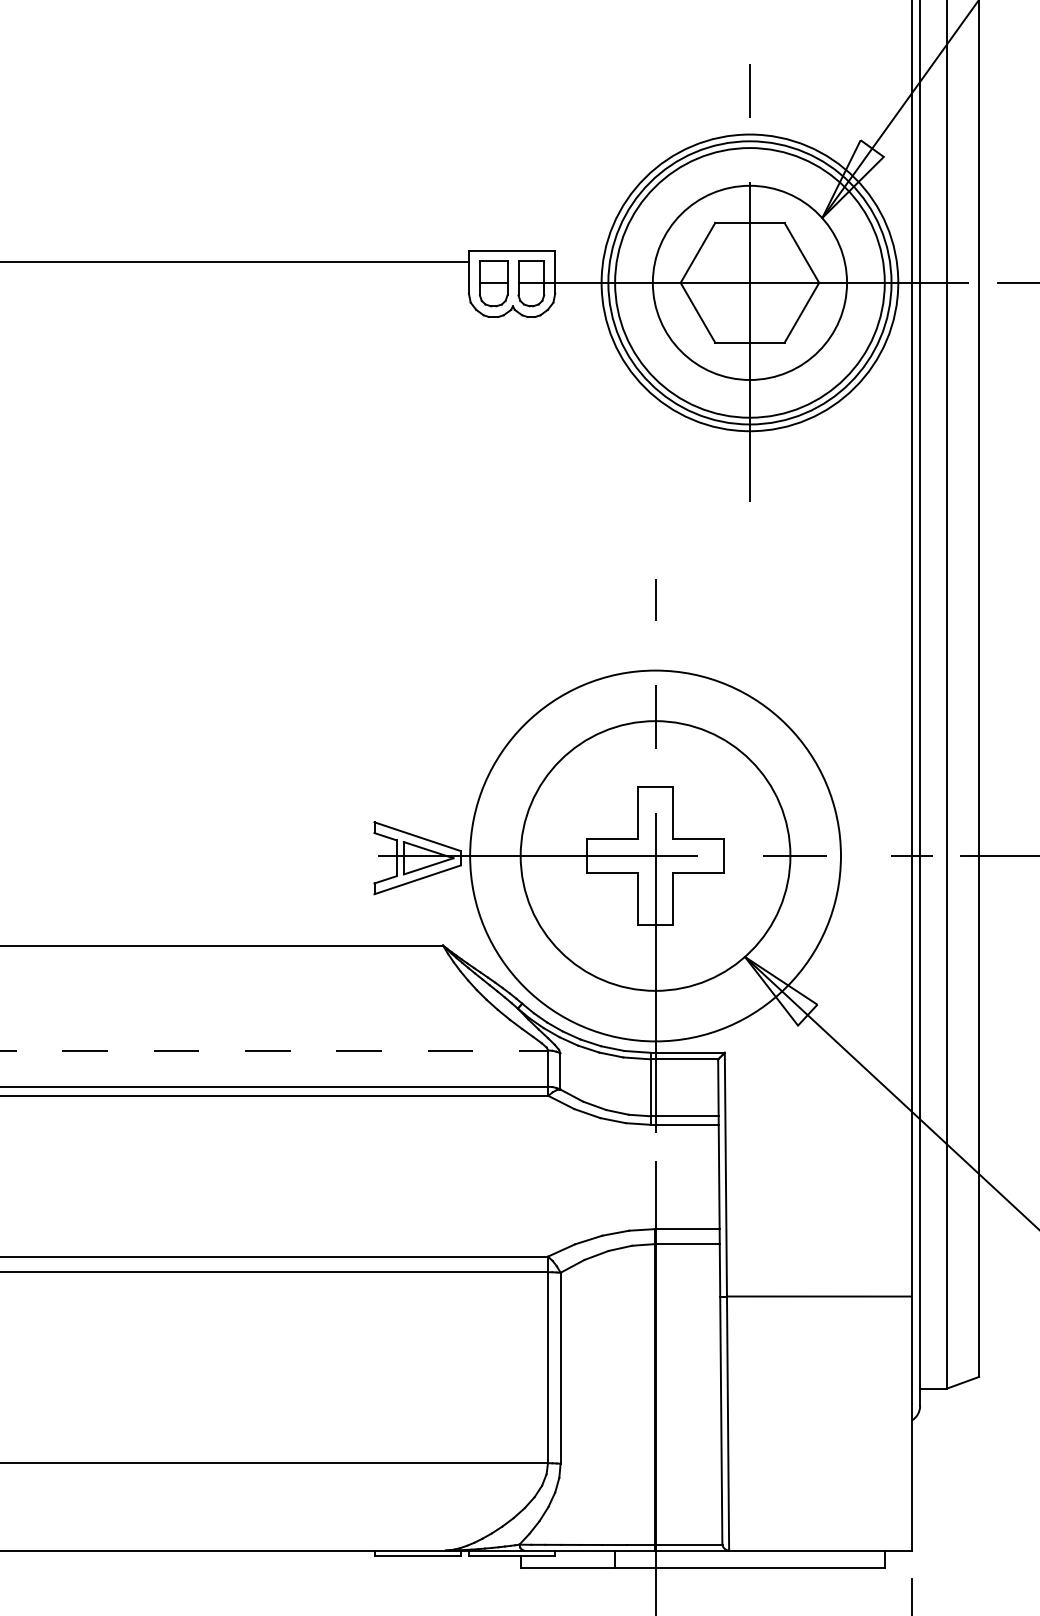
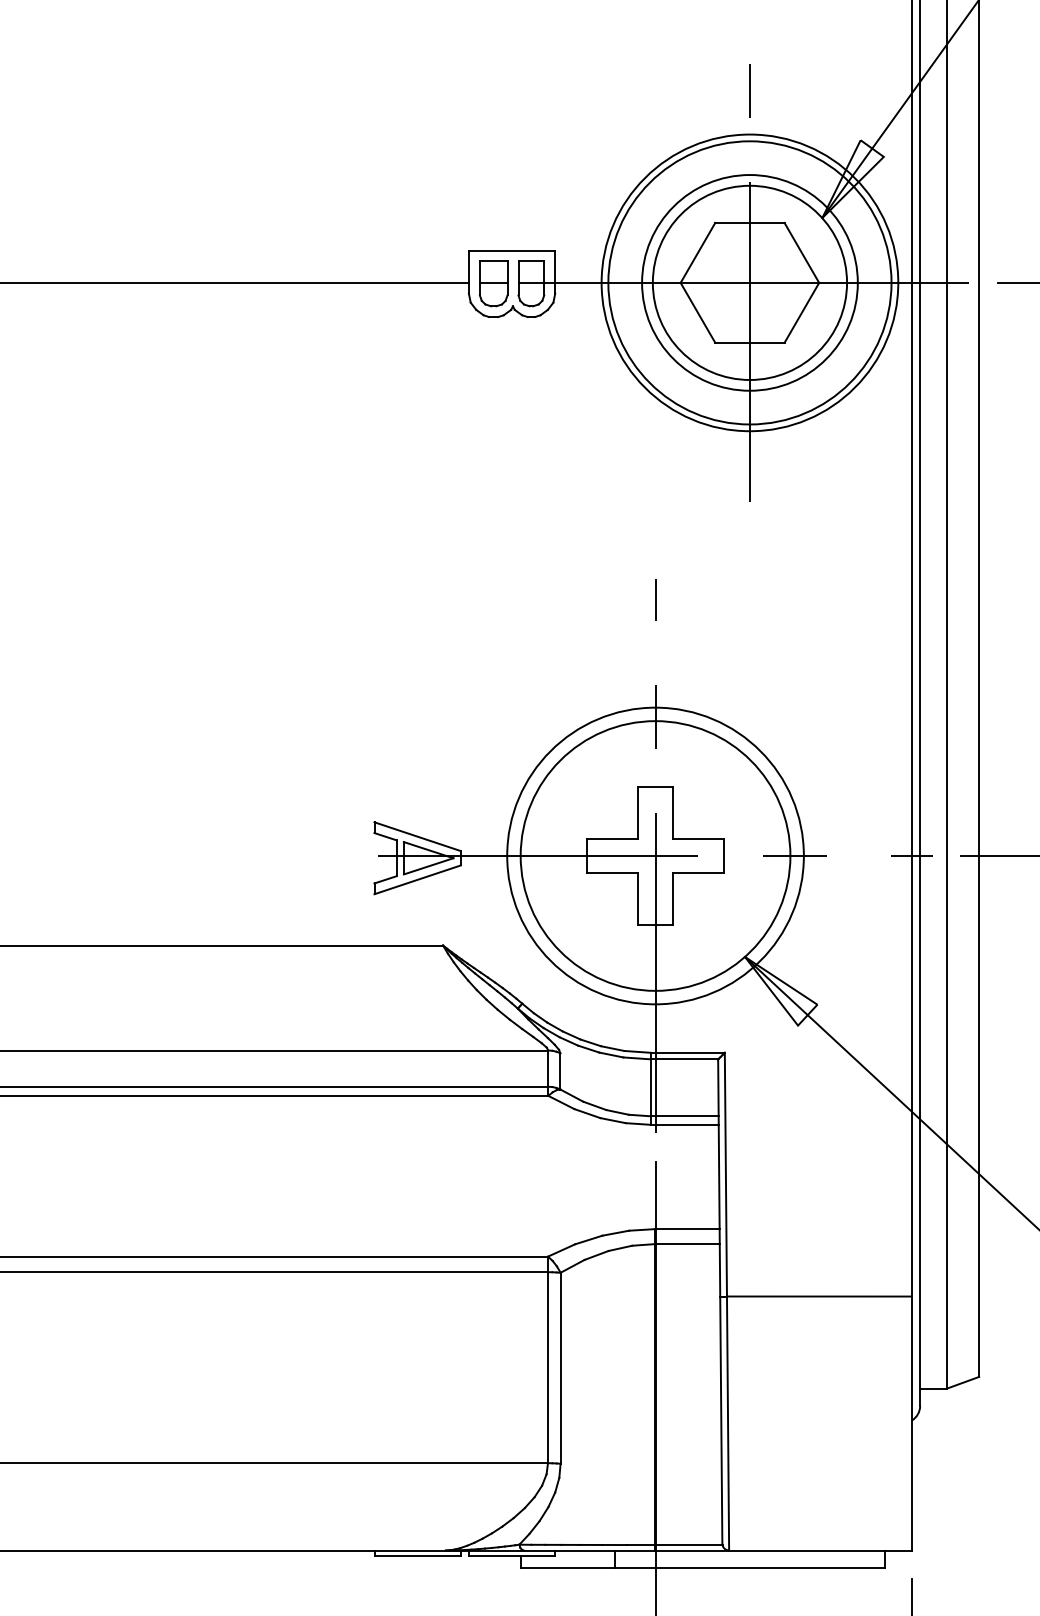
line position: (235, 261) -> (235, 282) (235, 282)
circle diameter: 270 px -> 216 px (749, 282)
circle diameter: 371 px -> 297 px (655, 855)
line: dashed -> solid (274, 1050)
